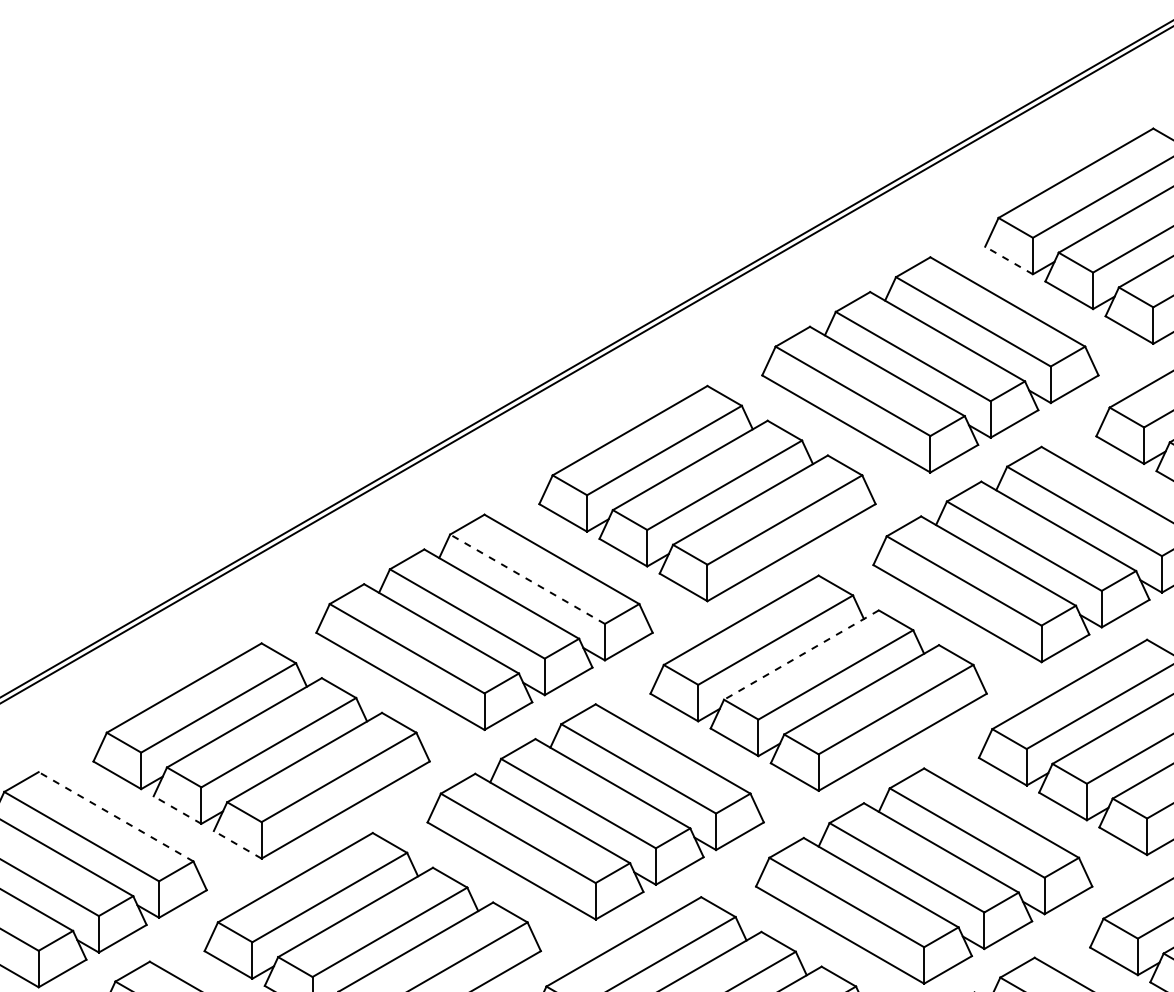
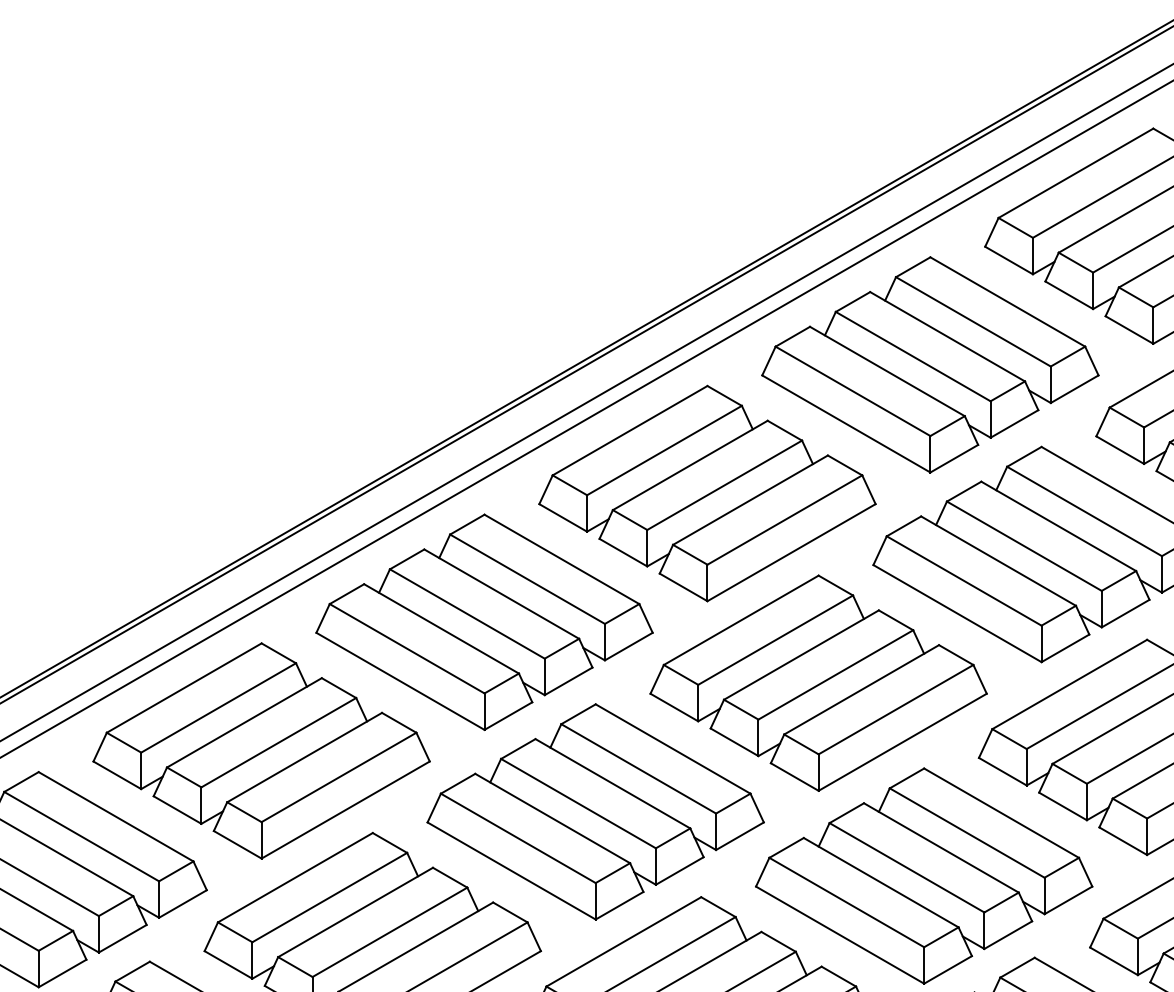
line: dashed -> solid (1009, 260)
line: none -> present (586, 402)
line: none -> present (586, 419)
line: dashed -> solid (527, 579)
line: dashed -> solid (801, 655)
line: dashed -> solid (177, 810)
line: dashed -> solid (115, 816)
line: dashed -> solid (237, 844)
